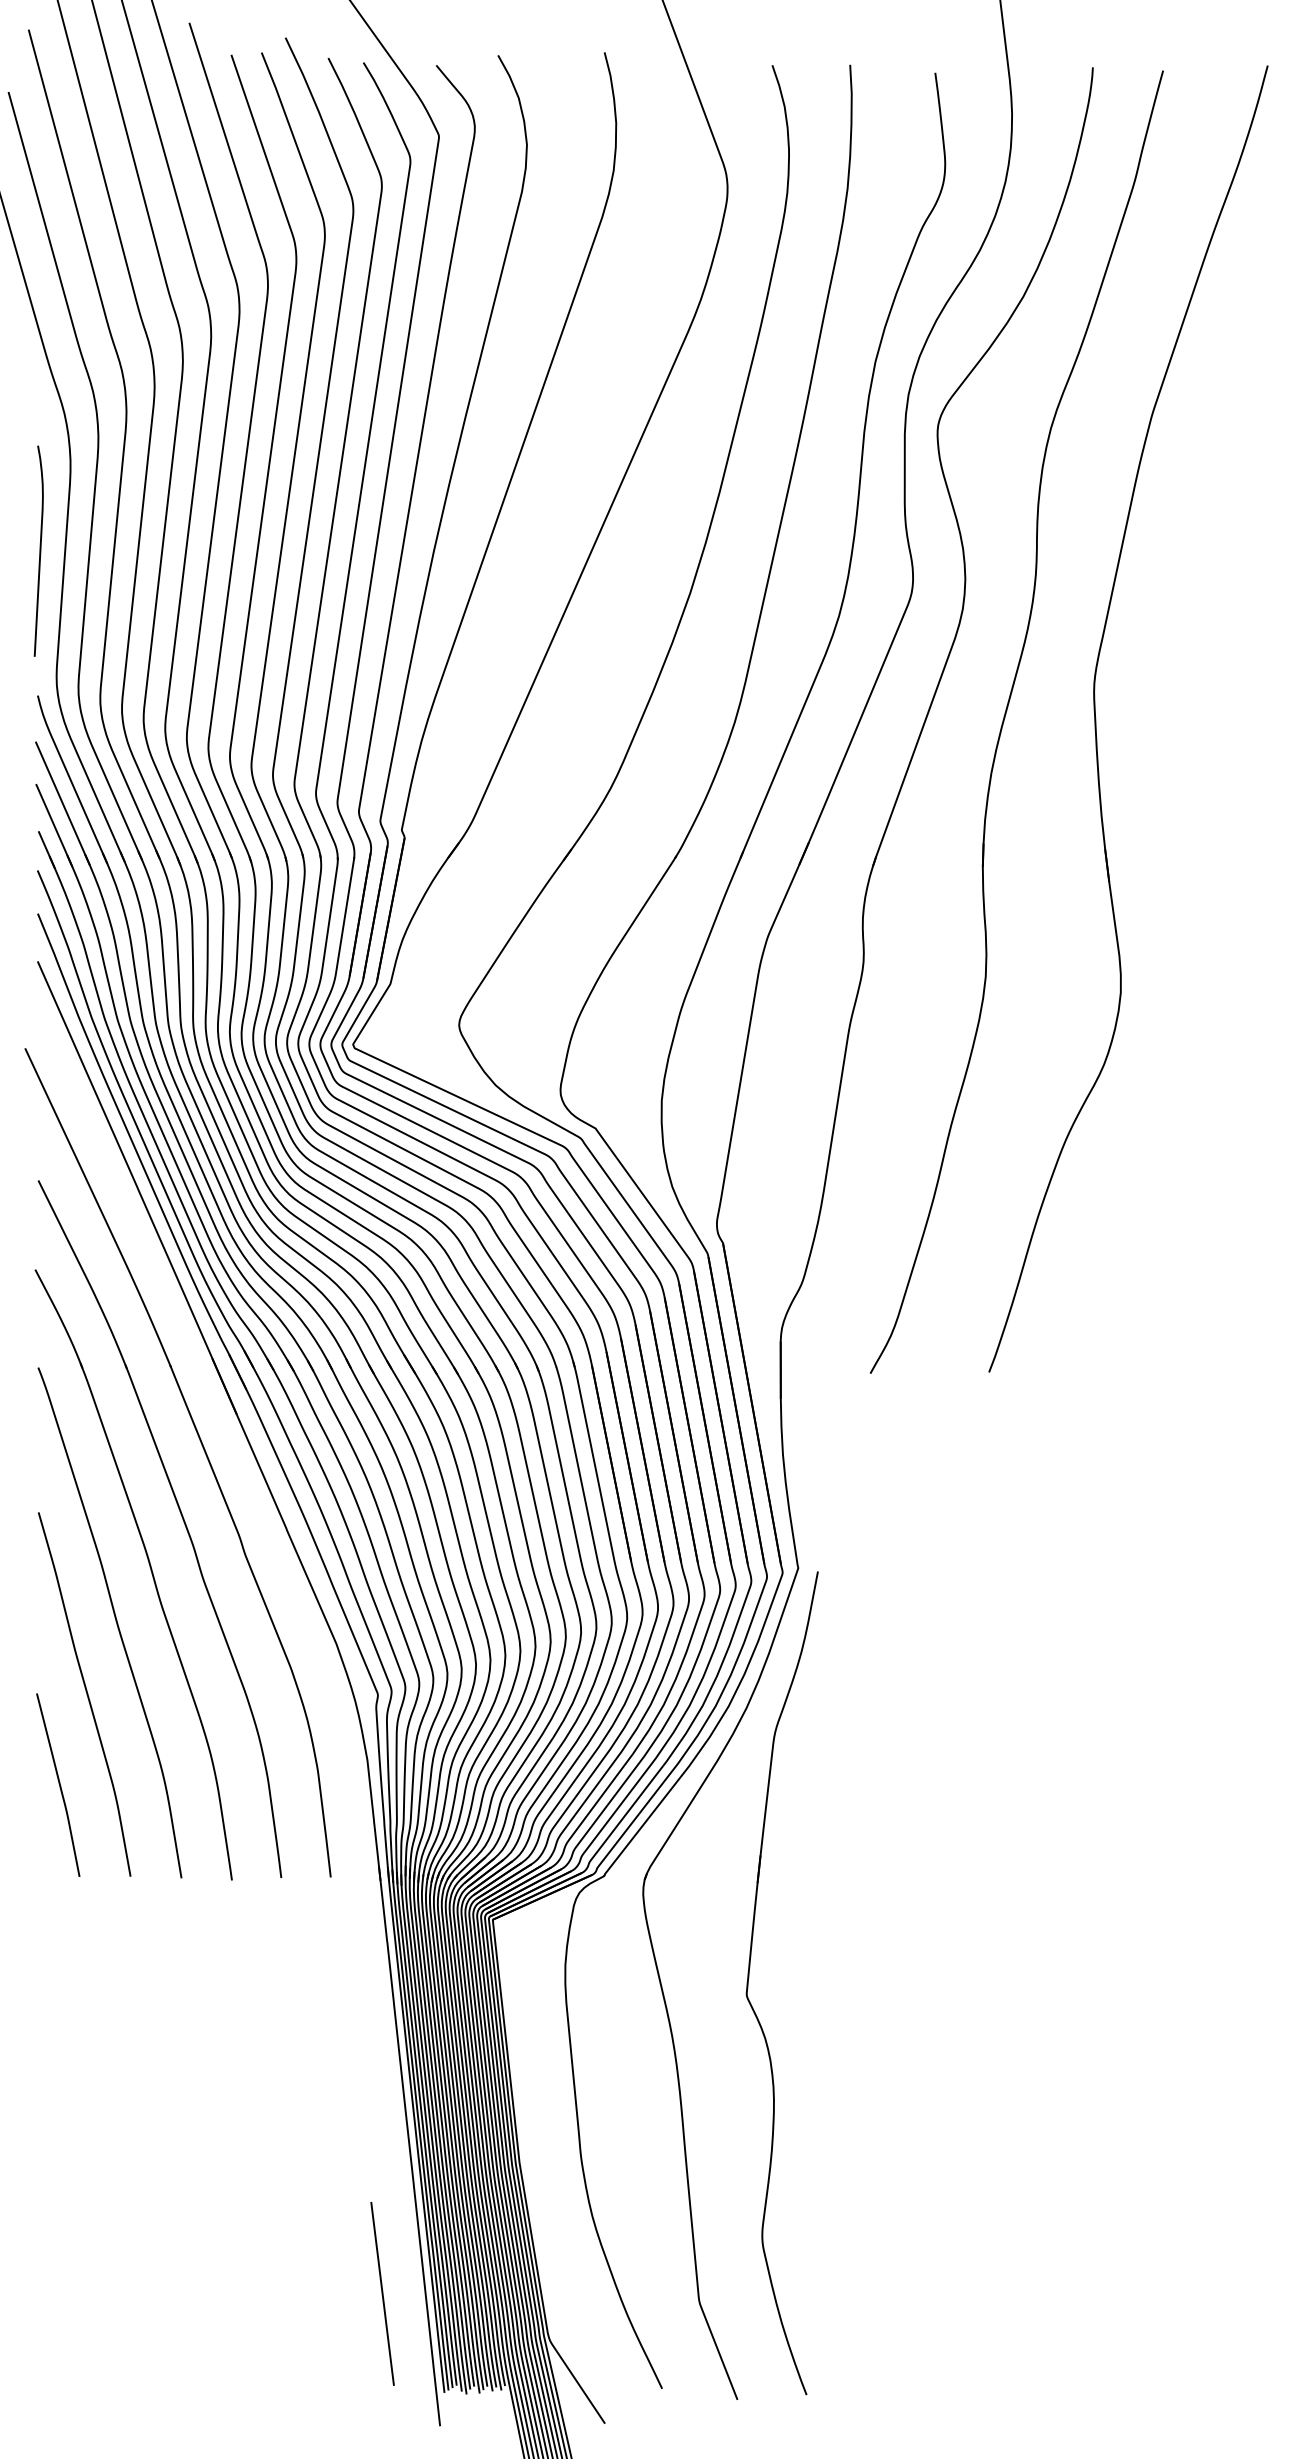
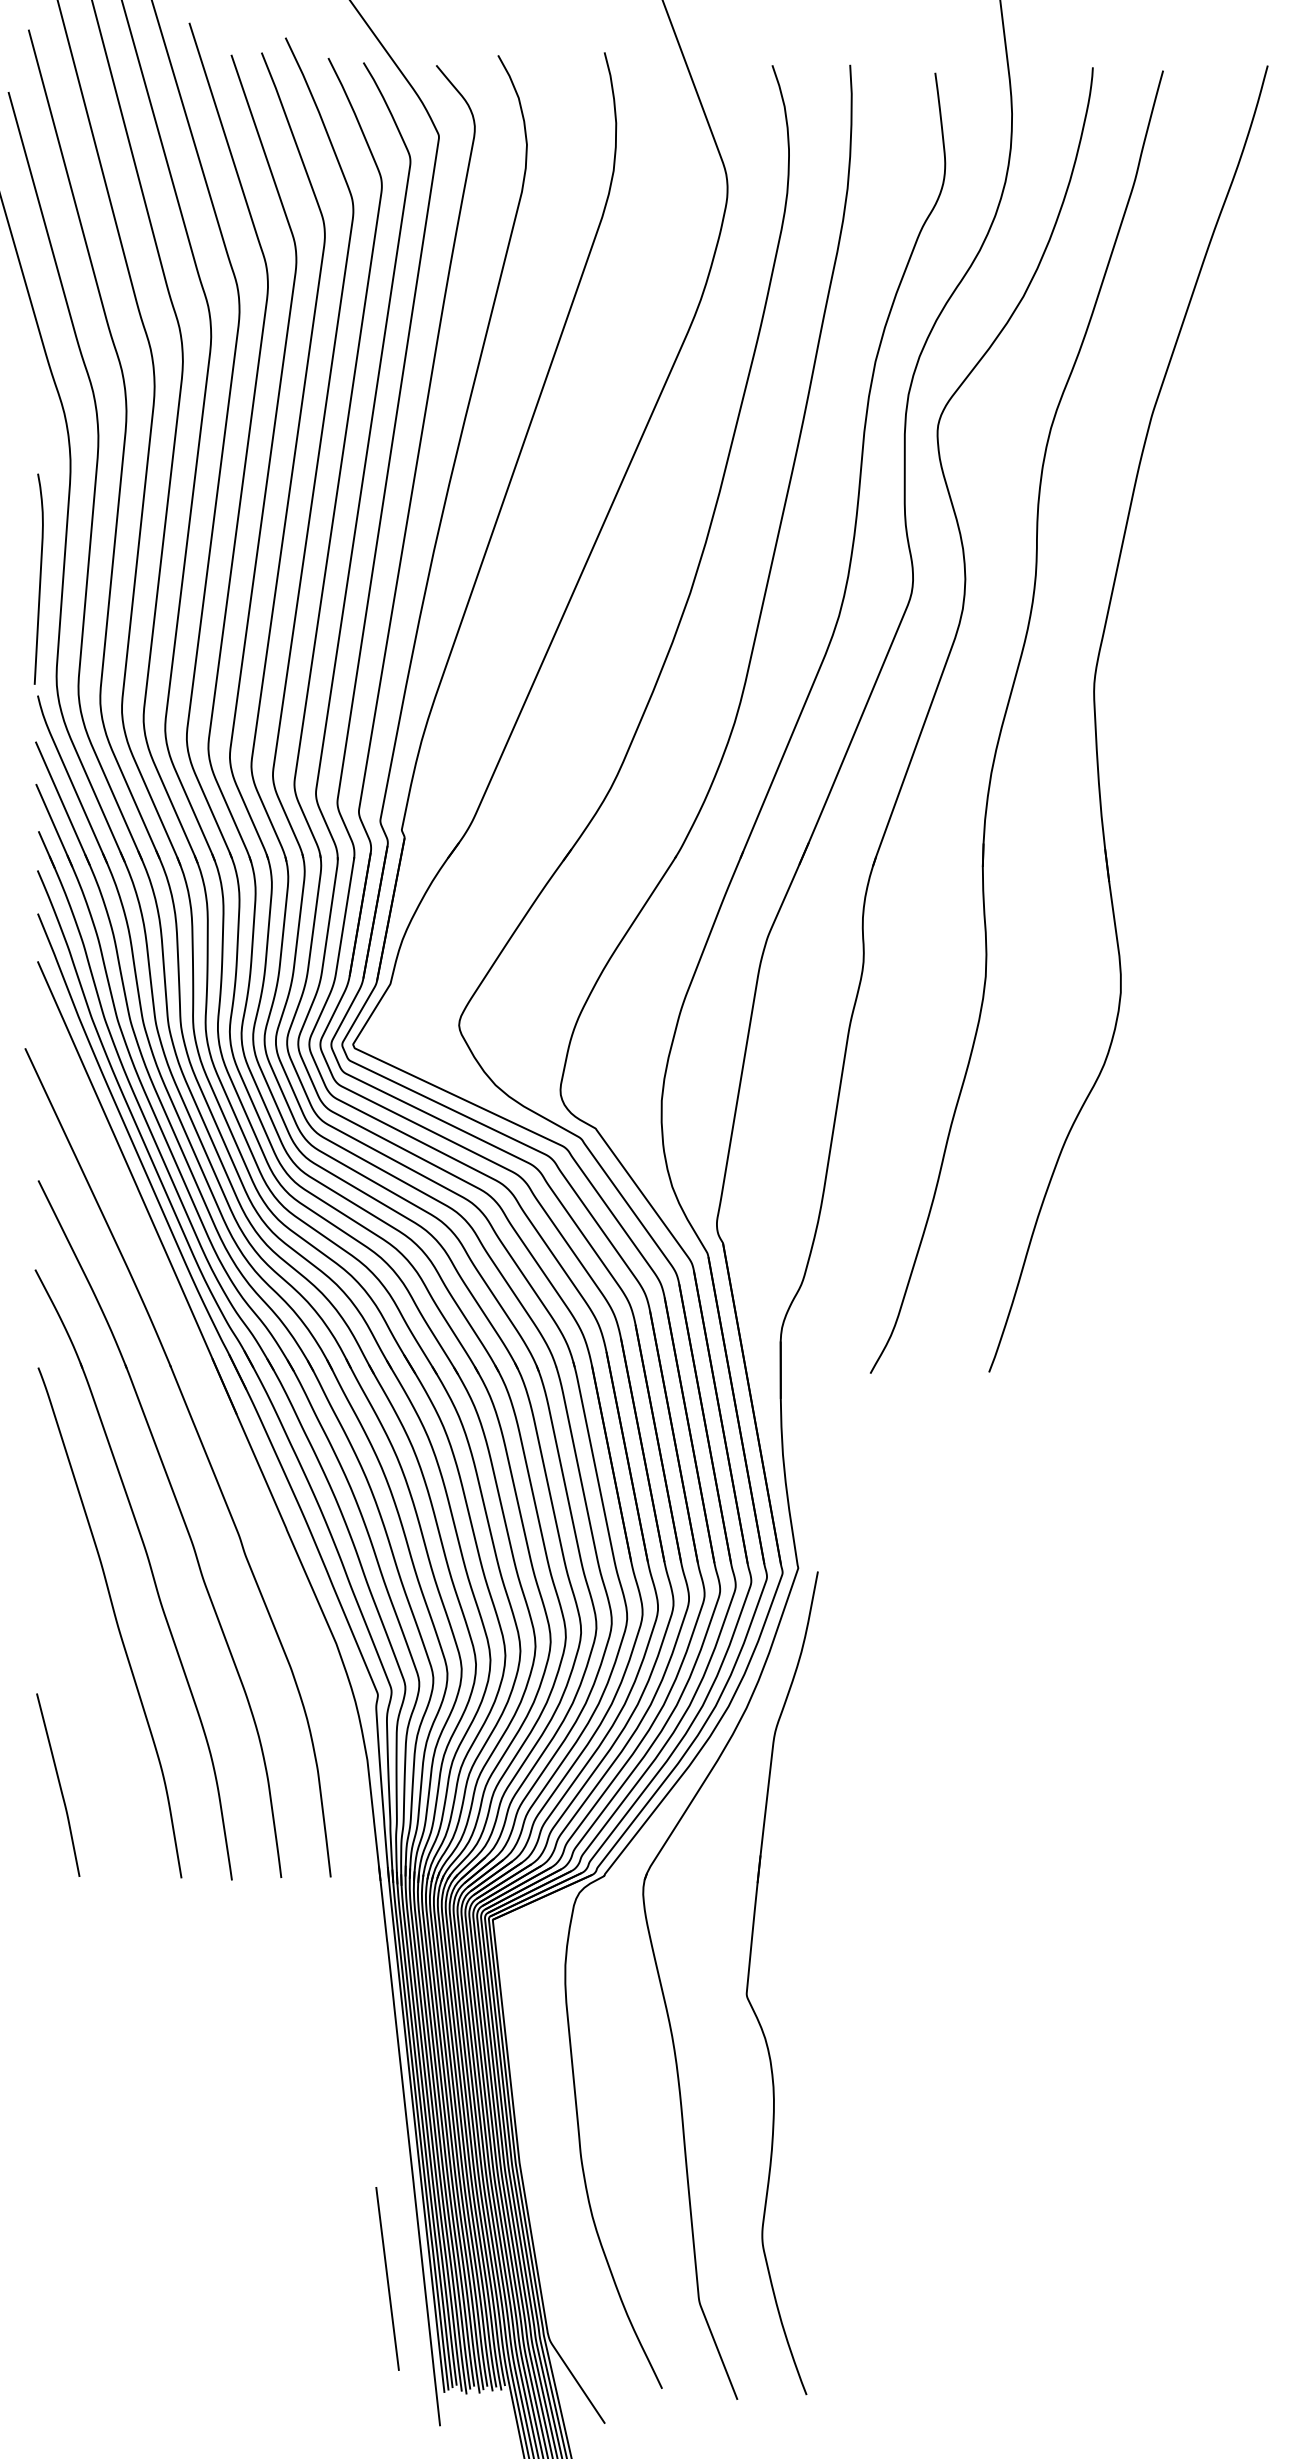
curve position: (39, 550) -> (39, 578) (39, 578)
curve: present -> none (86, 1694)
line position: (382, 2293) -> (387, 2278) (387, 2278)
